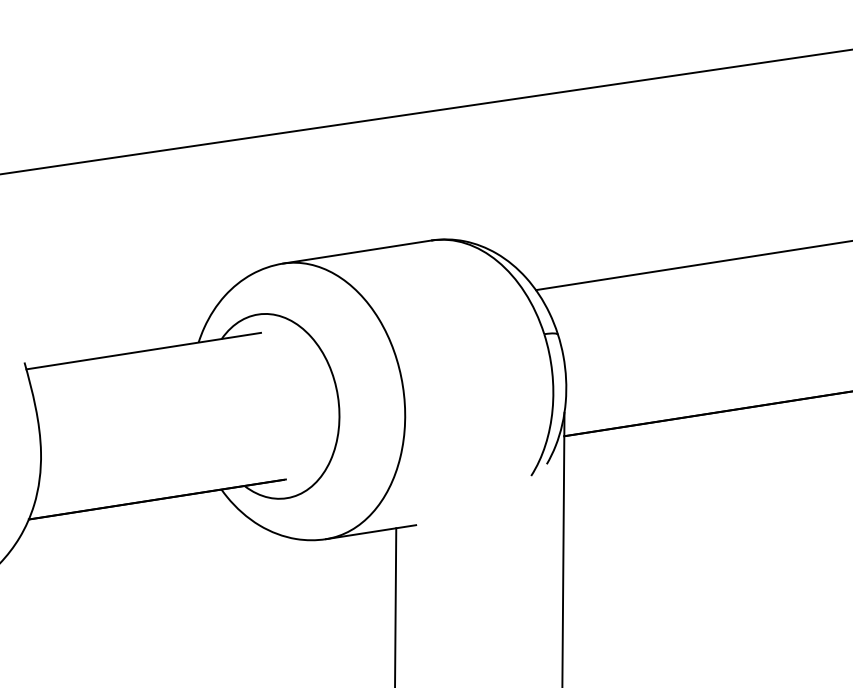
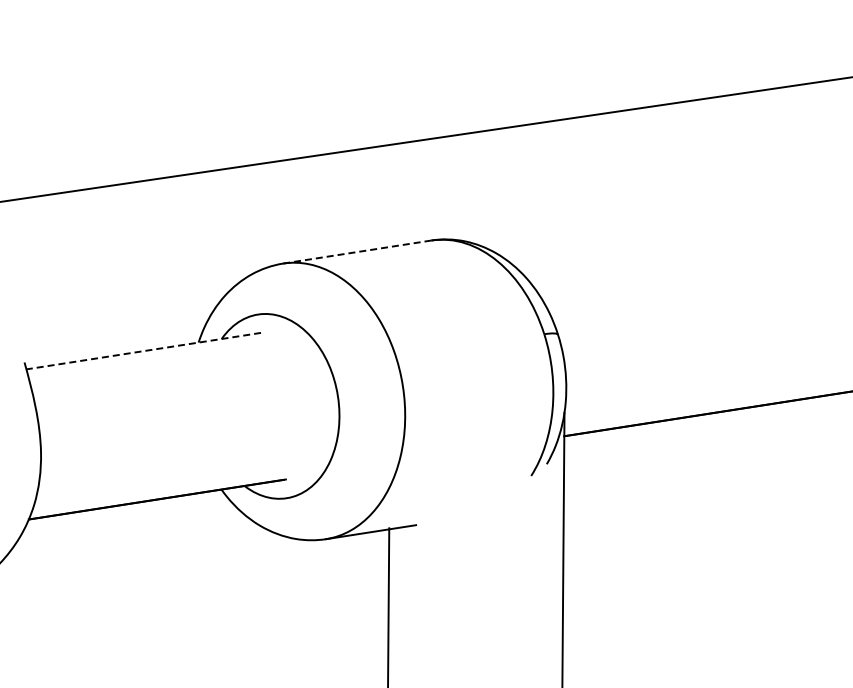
line position: (425, 112) -> (425, 139) (425, 139)
line: solid -> dashed (357, 252)
line: present -> none (692, 265)
line: solid -> dashed (143, 351)
line position: (395, 606) -> (388, 606) (388, 606)
